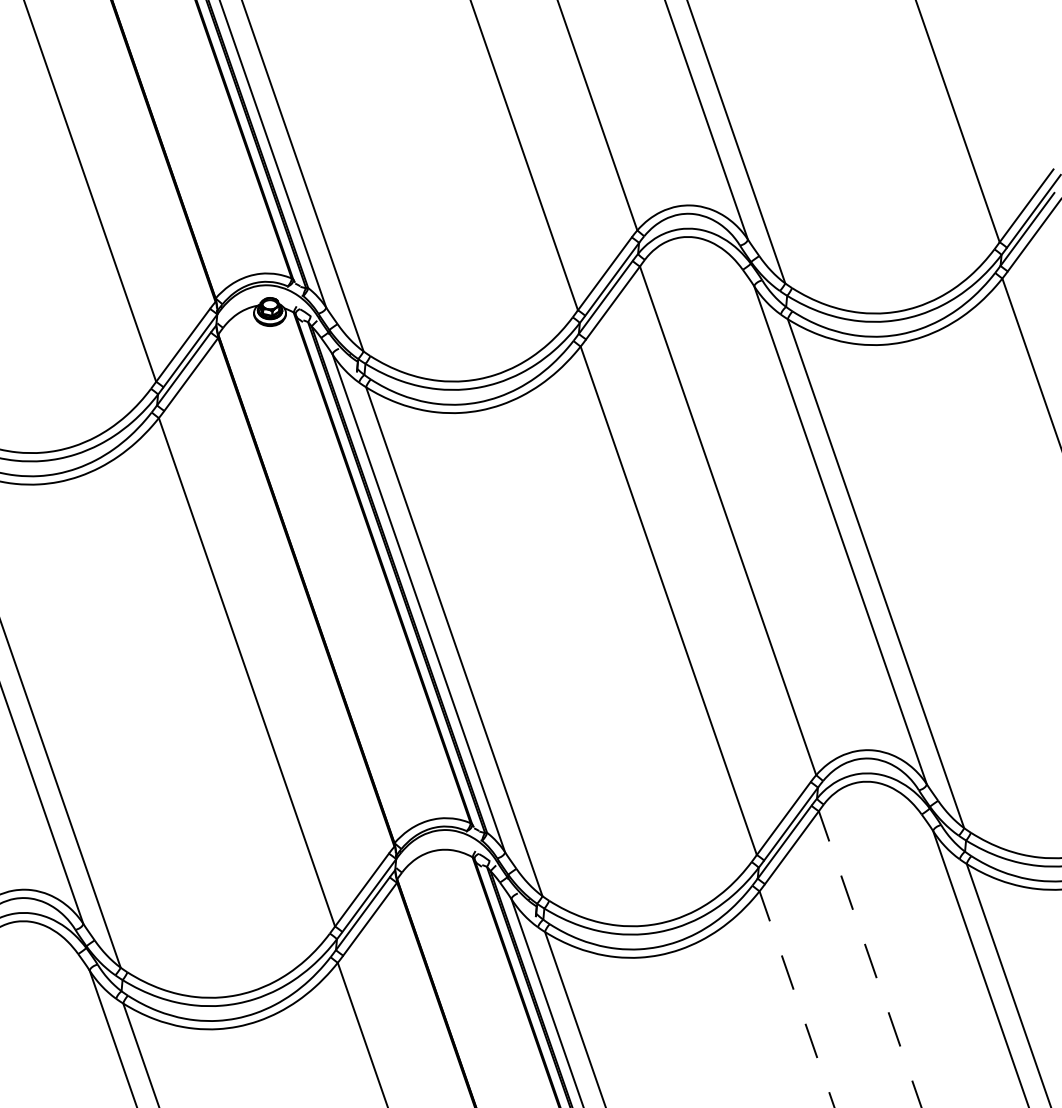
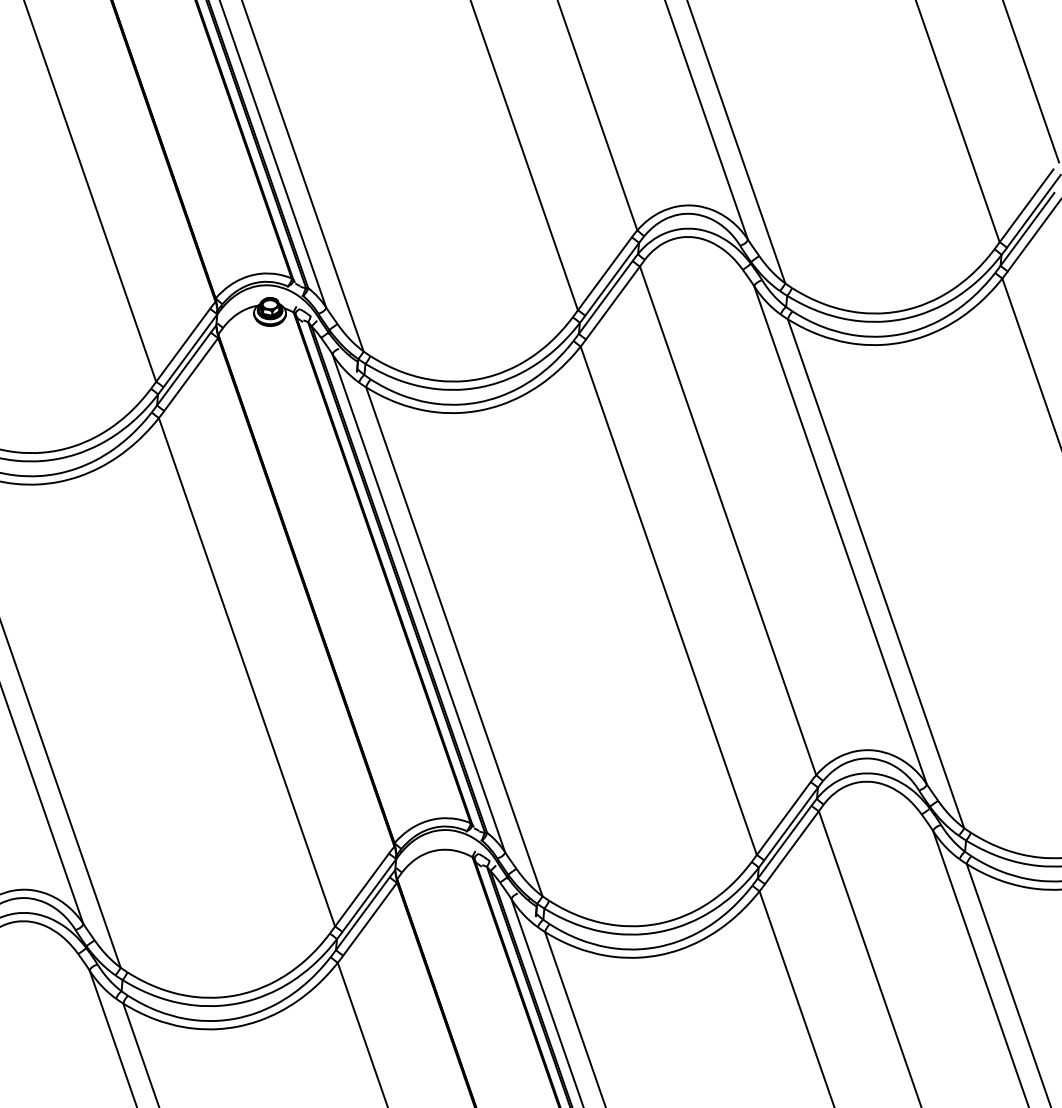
line: none -> present (1030, 81)
line: dashed -> solid (870, 959)
line: dashed -> solid (796, 998)
